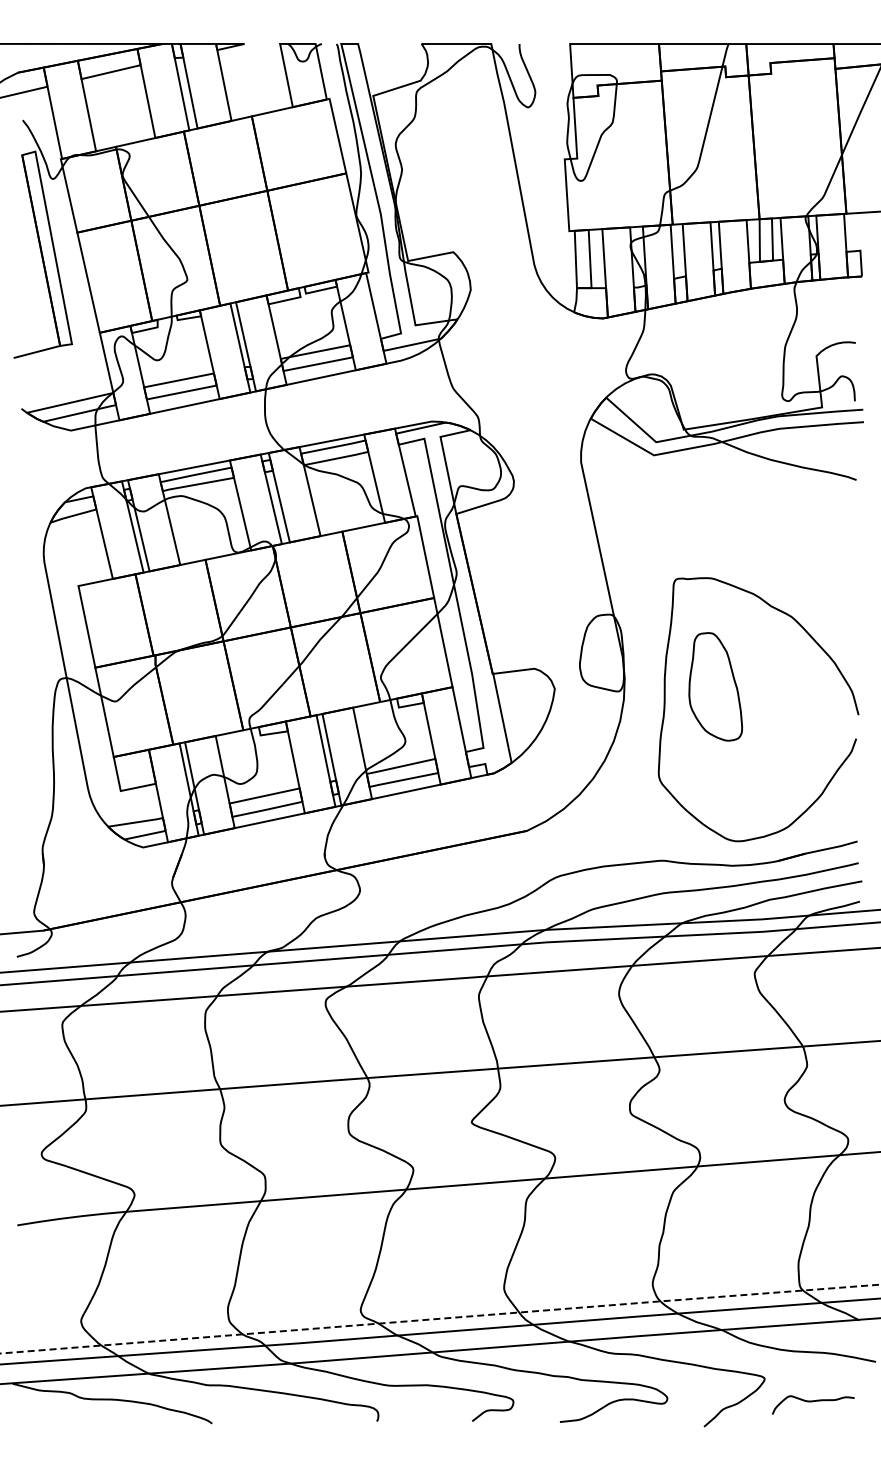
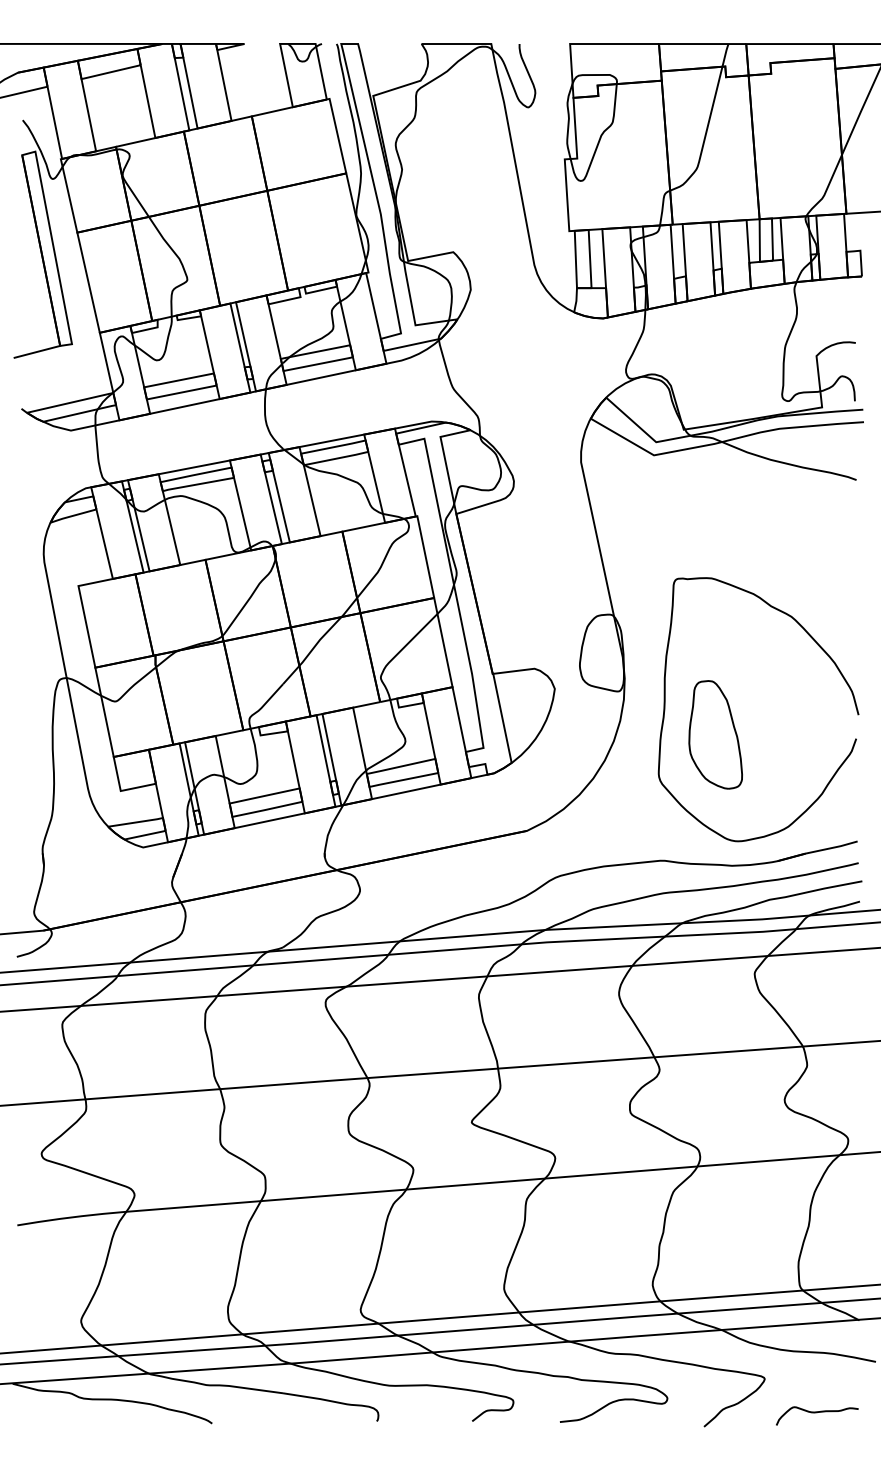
part position: (715, 686) -> (715, 734) (715, 734)
line: dashed -> solid (440, 1318)
curve position: (813, 1402) -> (817, 1413) (817, 1413)
